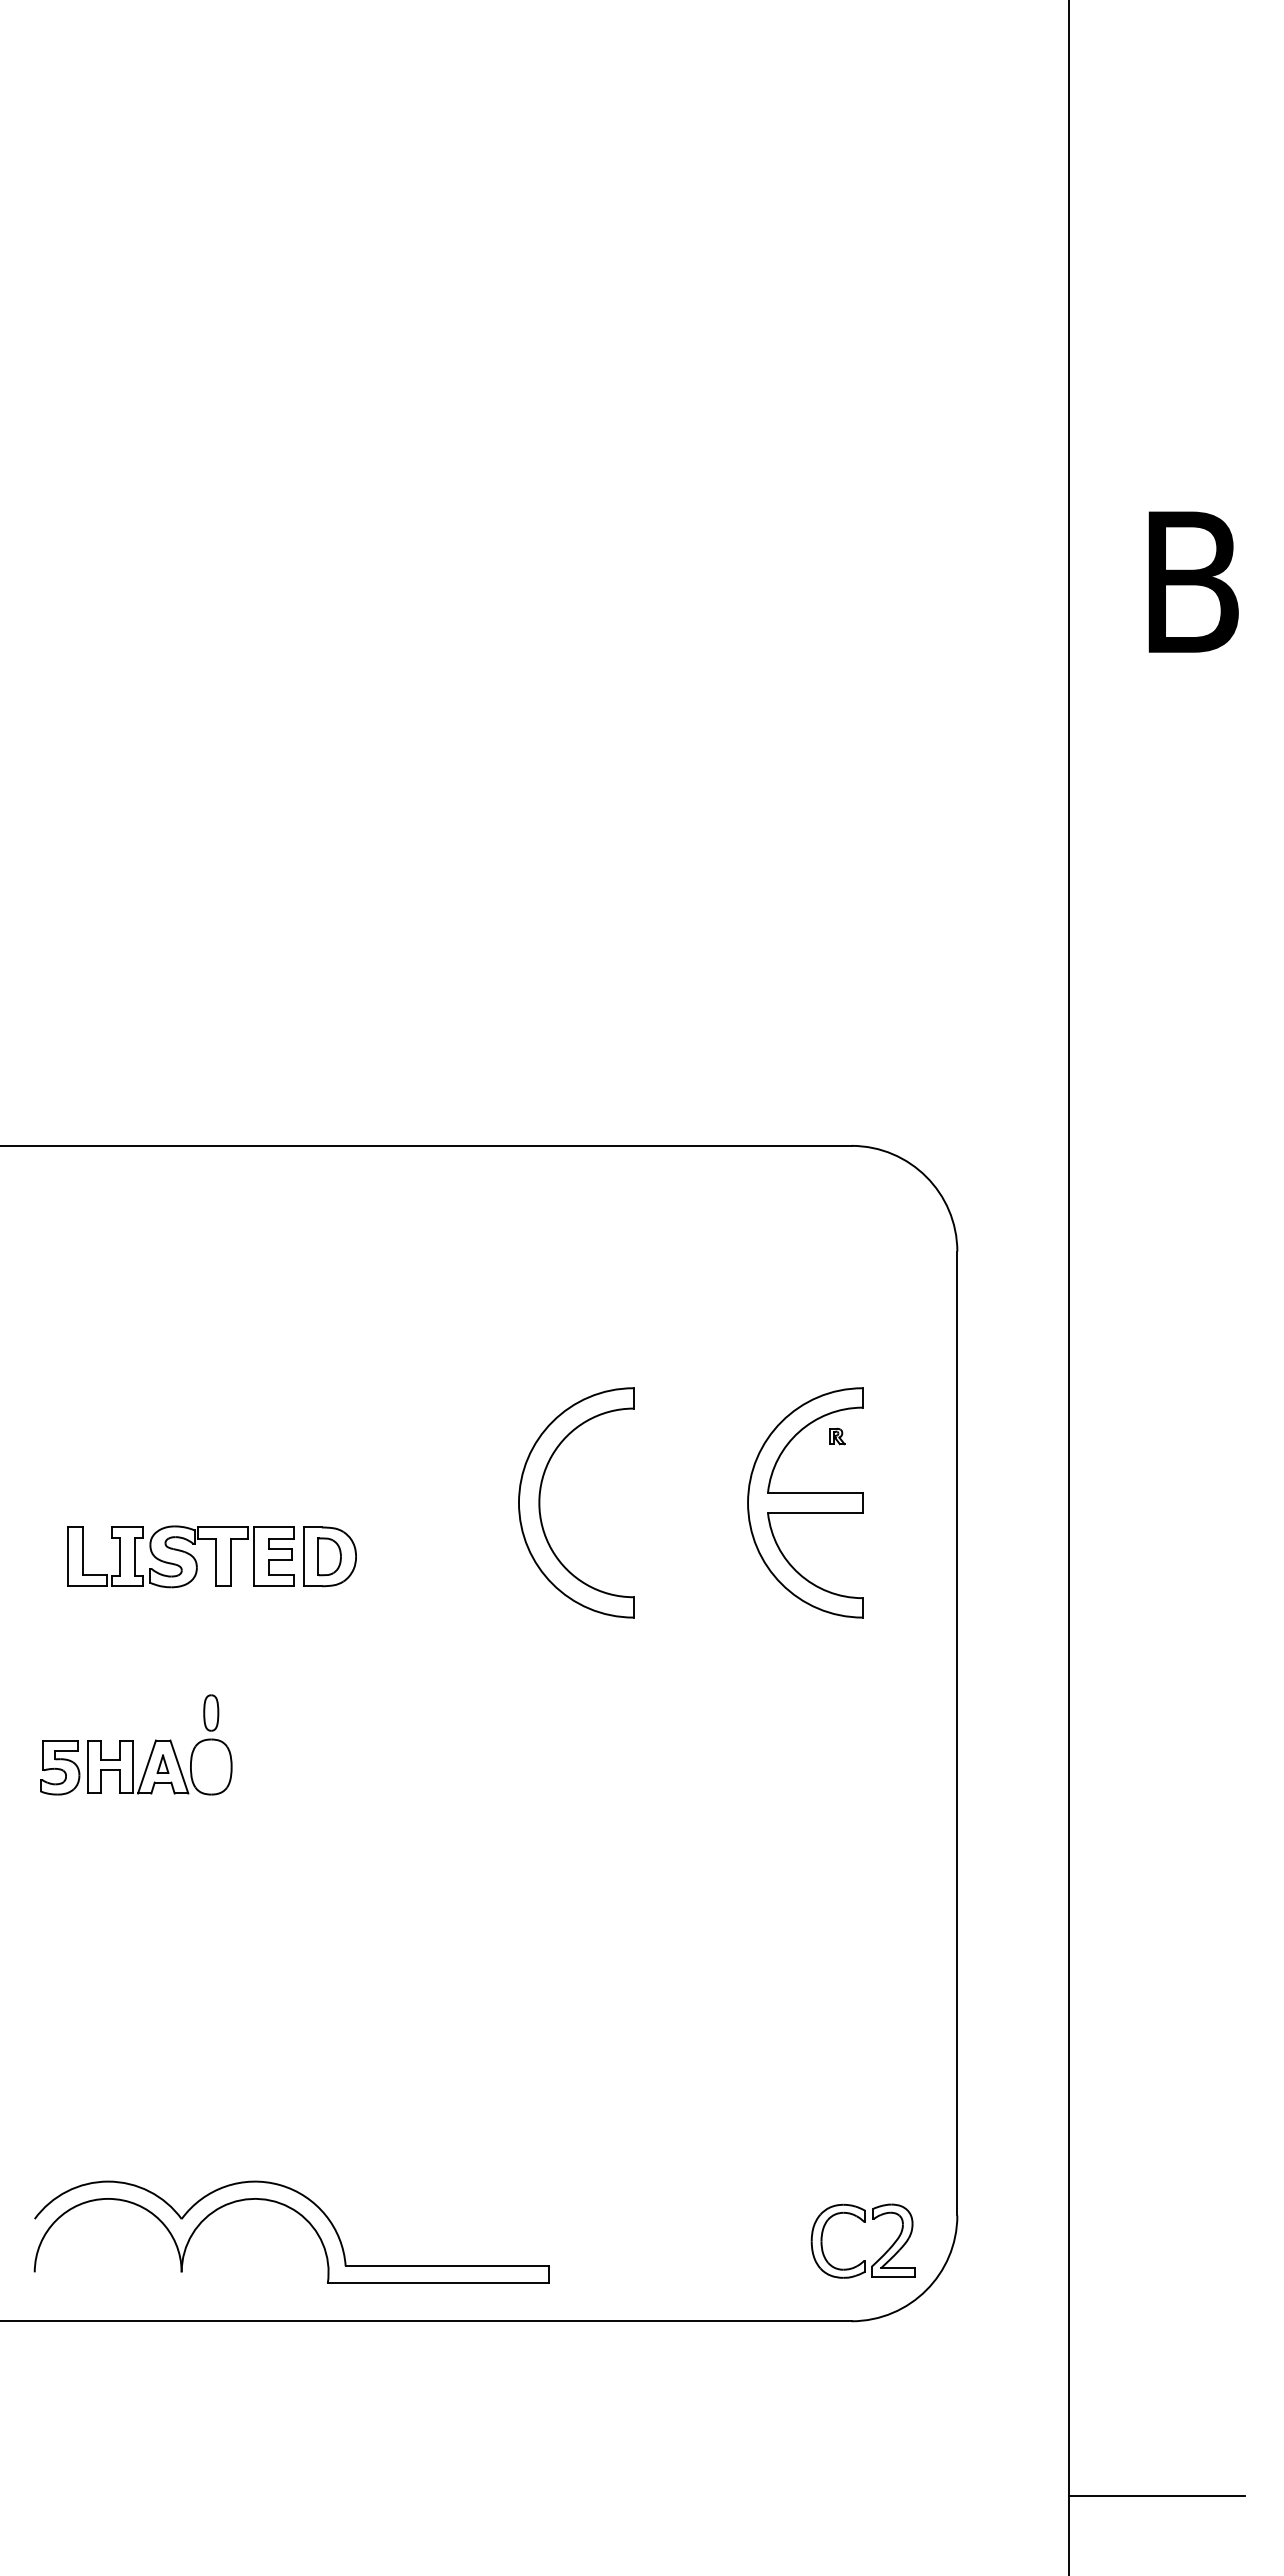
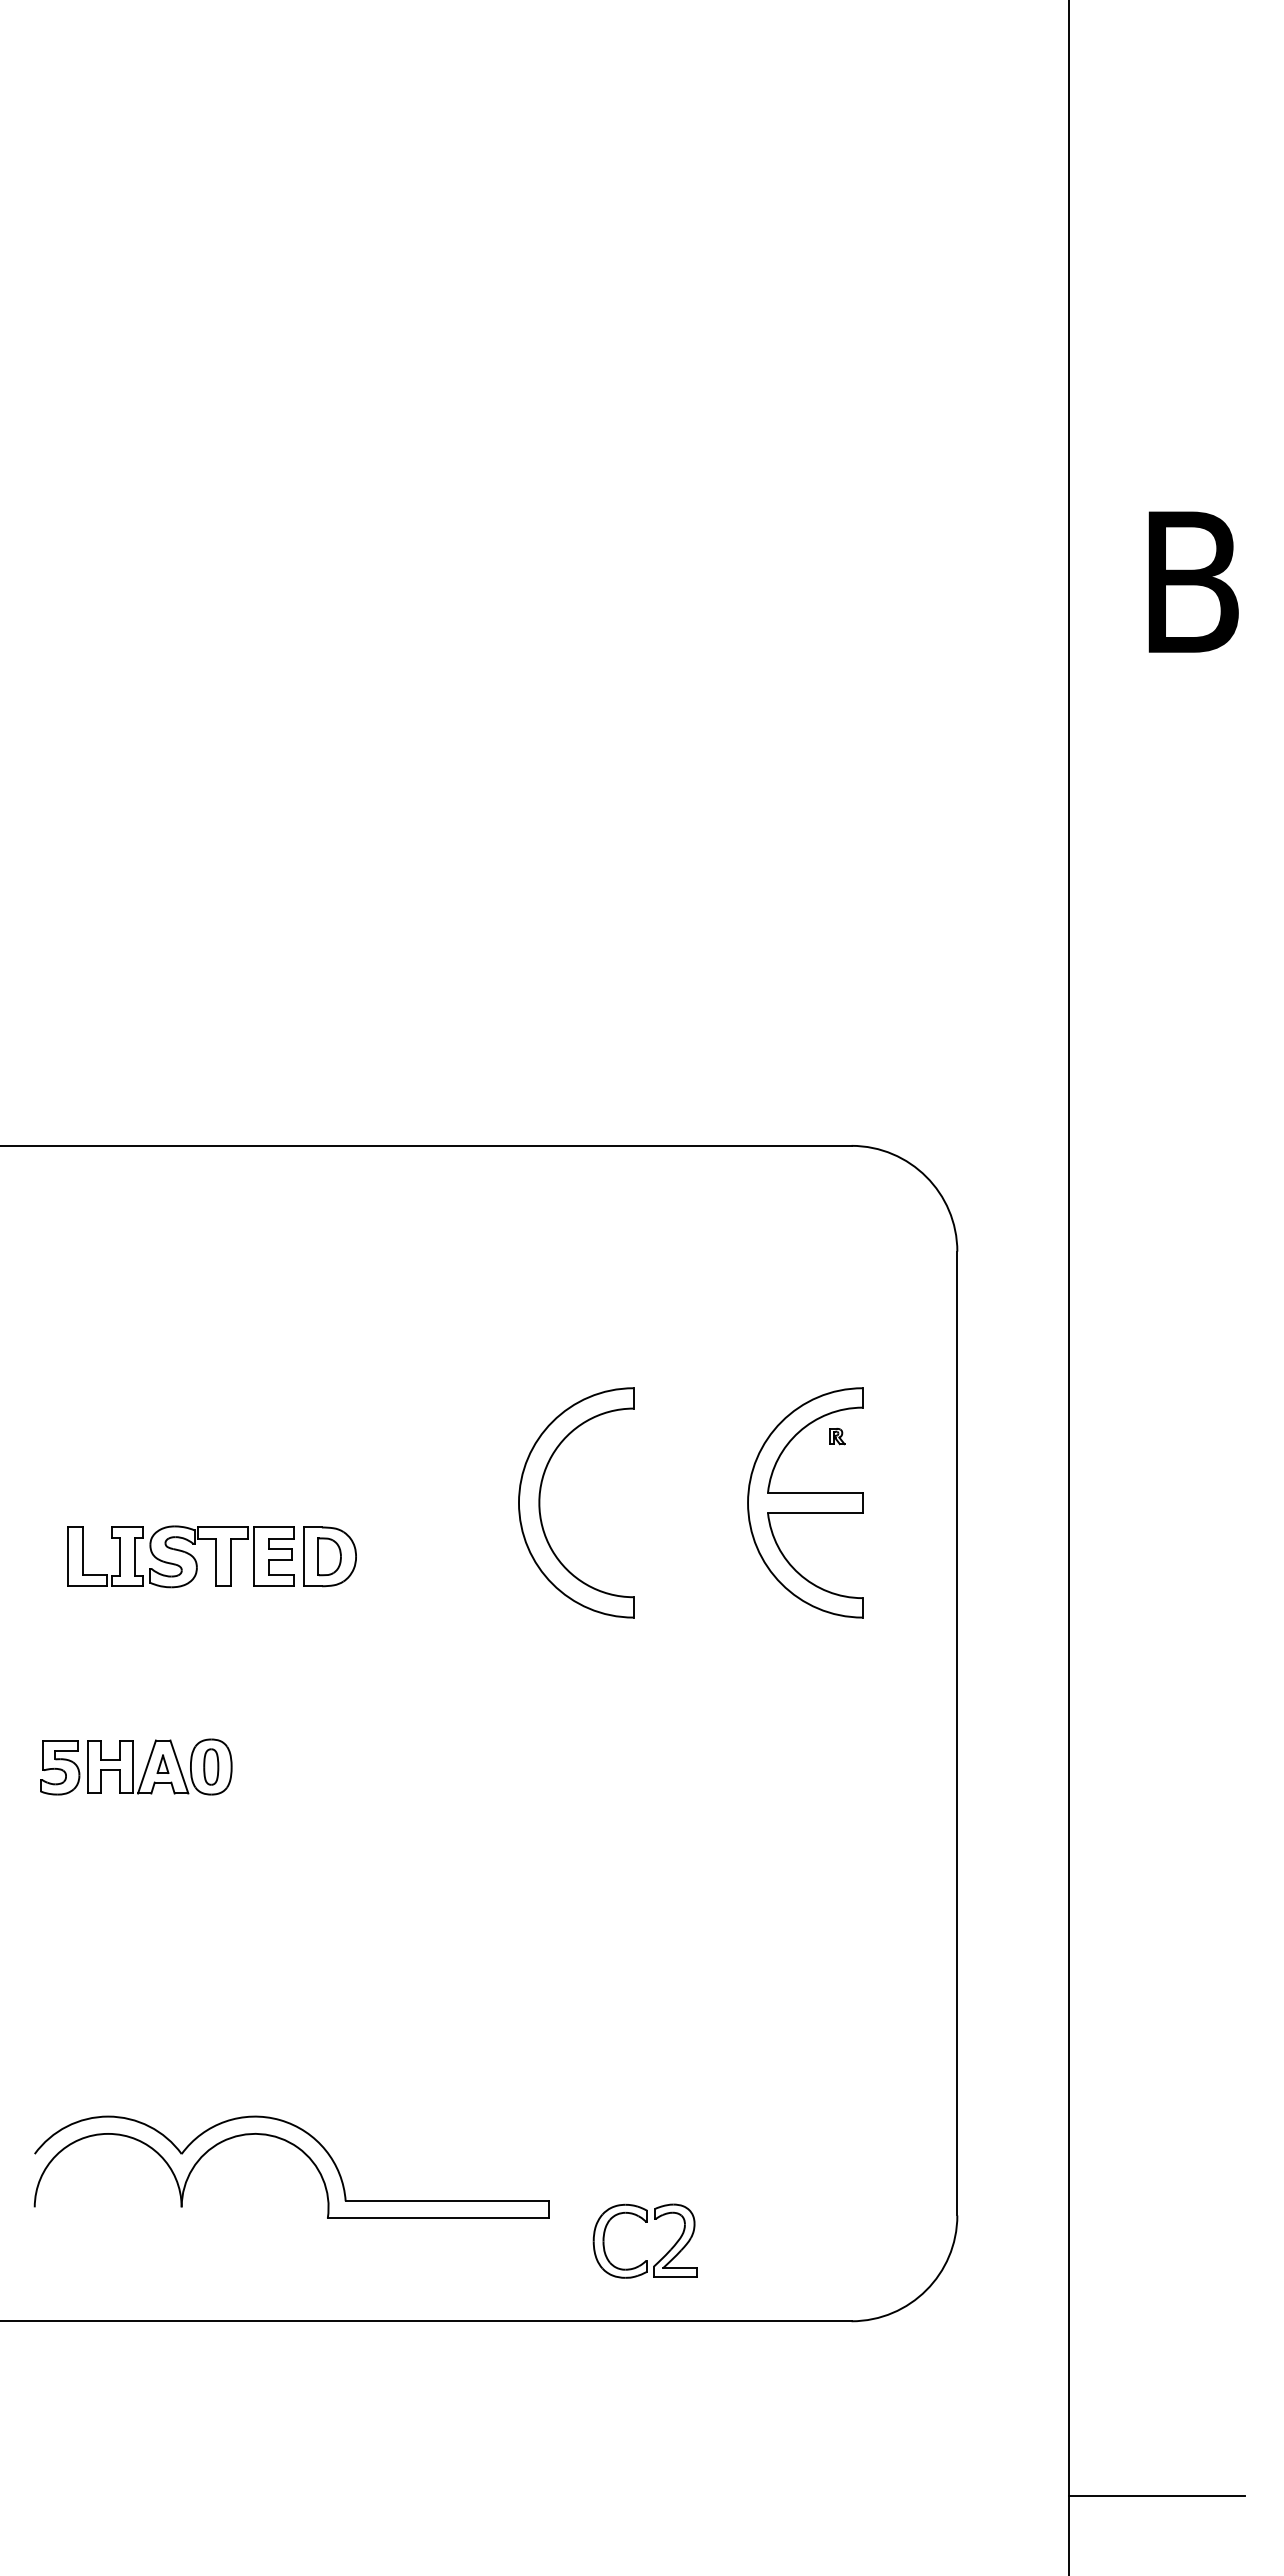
part position: (211, 1712) -> (211, 1766) (211, 1766)
part position: (303, 2218) -> (303, 2153) (303, 2153)
part position: (863, 2222) -> (645, 2222) (645, 2222)
